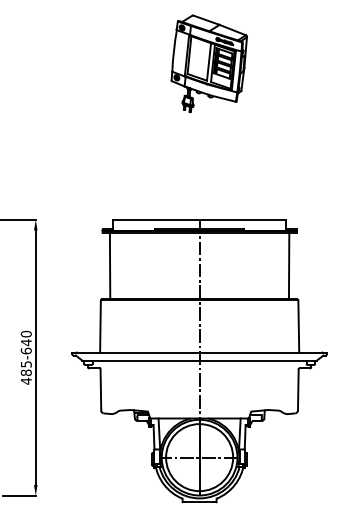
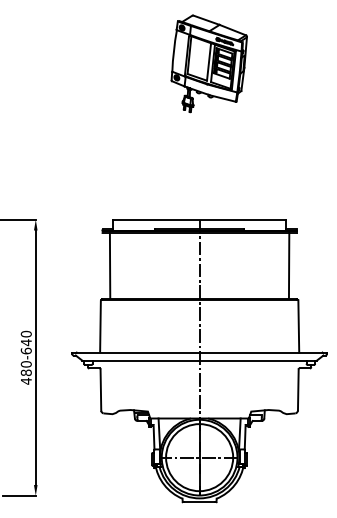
text: 485-640 -> 480-640 (25, 364)
